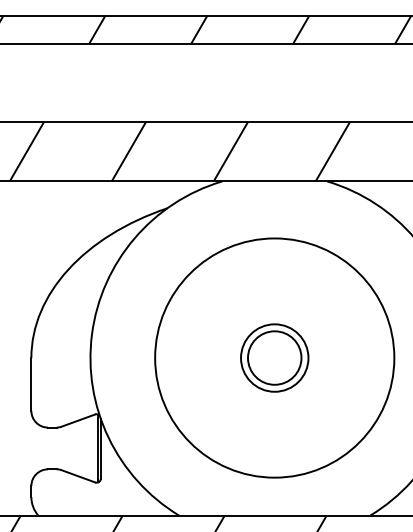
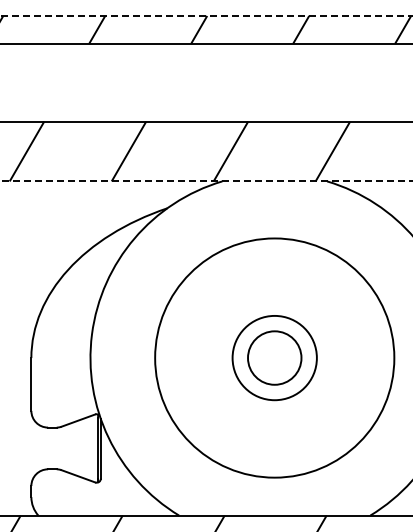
line: solid -> dashed (207, 15)
line: solid -> dashed (206, 181)
circle diameter: 67 px -> 84 px (274, 357)
